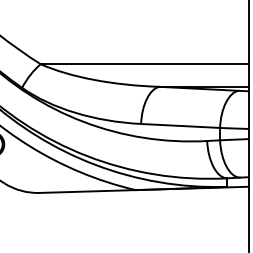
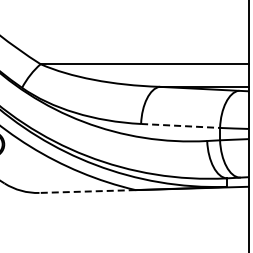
line: solid -> dashed (180, 125)
line: solid -> dashed (87, 191)
